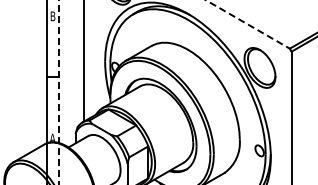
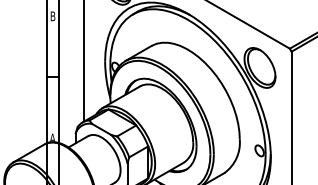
line: dashed -> solid (248, 24)
line: dashed -> solid (59, 92)
